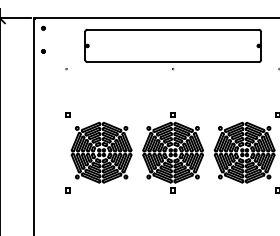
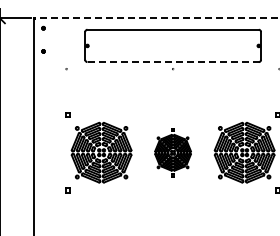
line: solid -> dashed (157, 18)
line: solid -> dashed (173, 62)
part size: 62x82 px -> 38x50 px (172, 152)
